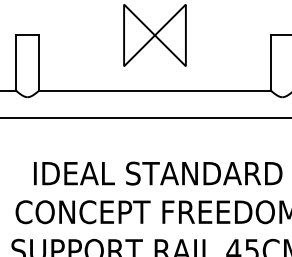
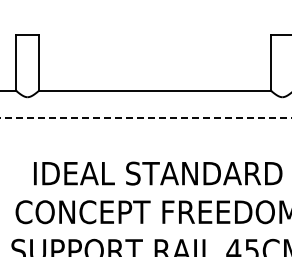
part: present -> none (154, 35)
line: solid -> dashed (146, 117)
